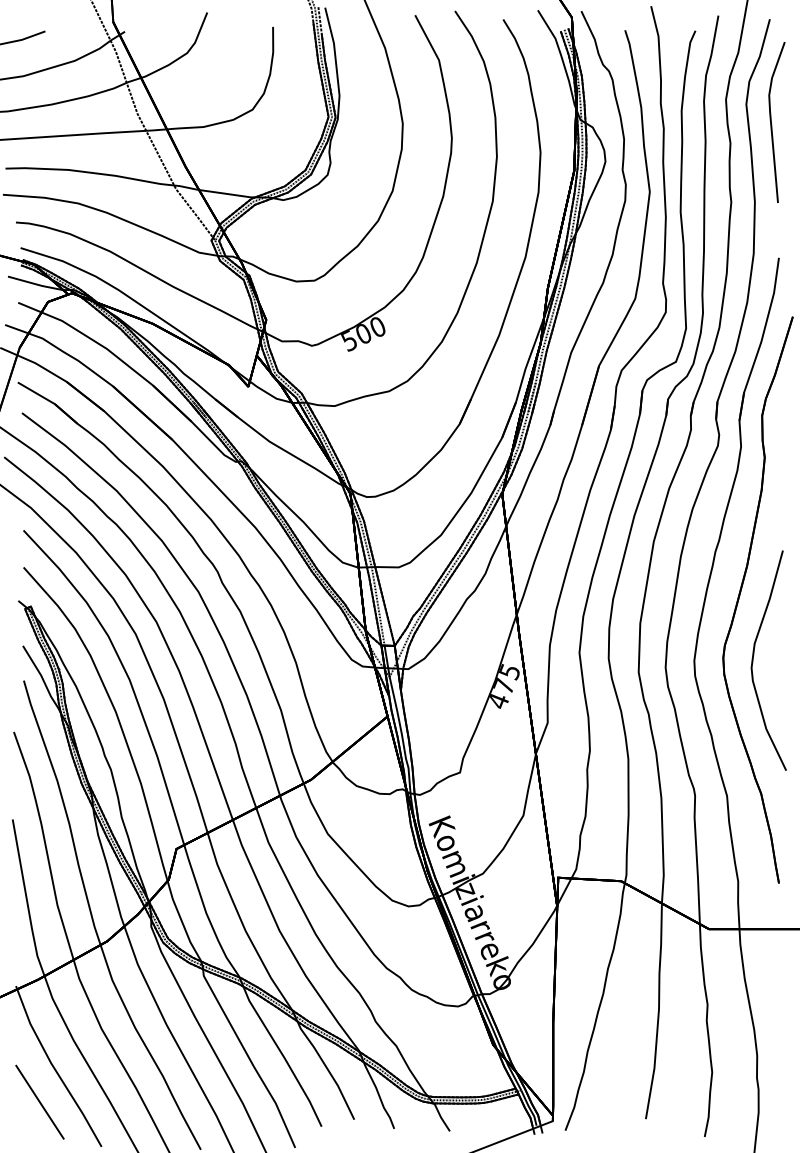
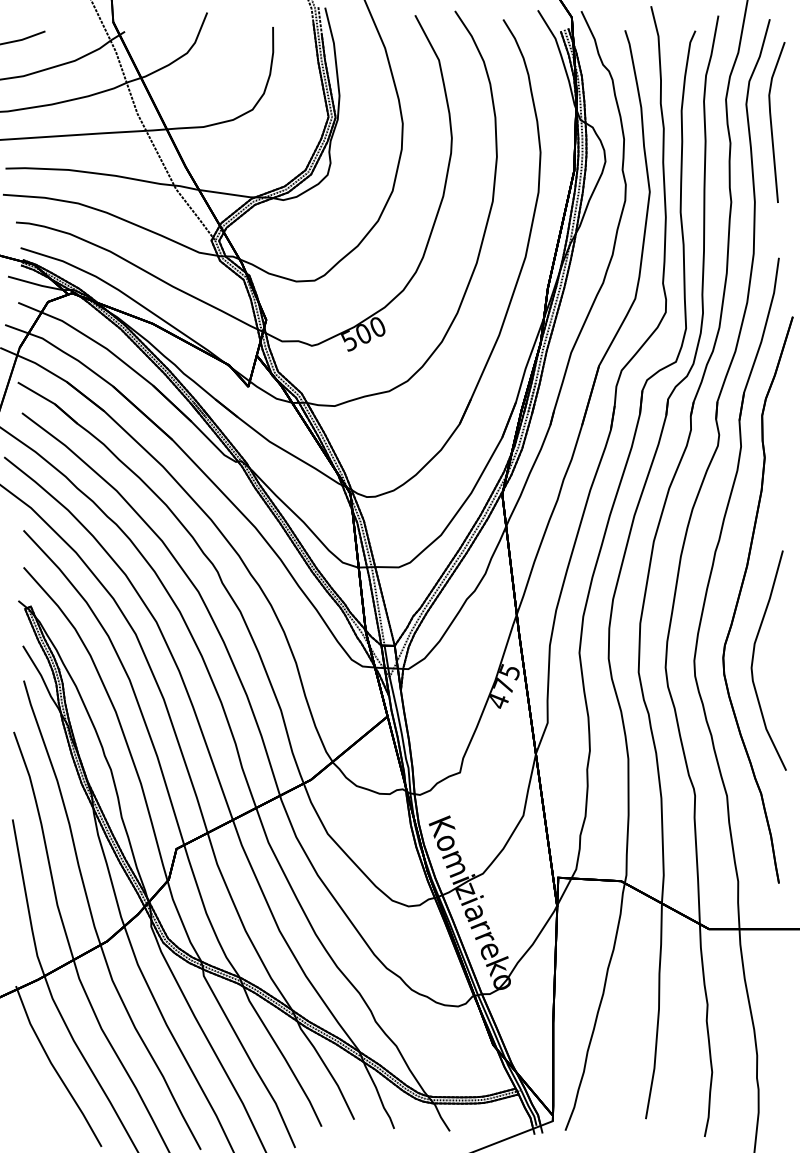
line: present -> none (39, 1101)
